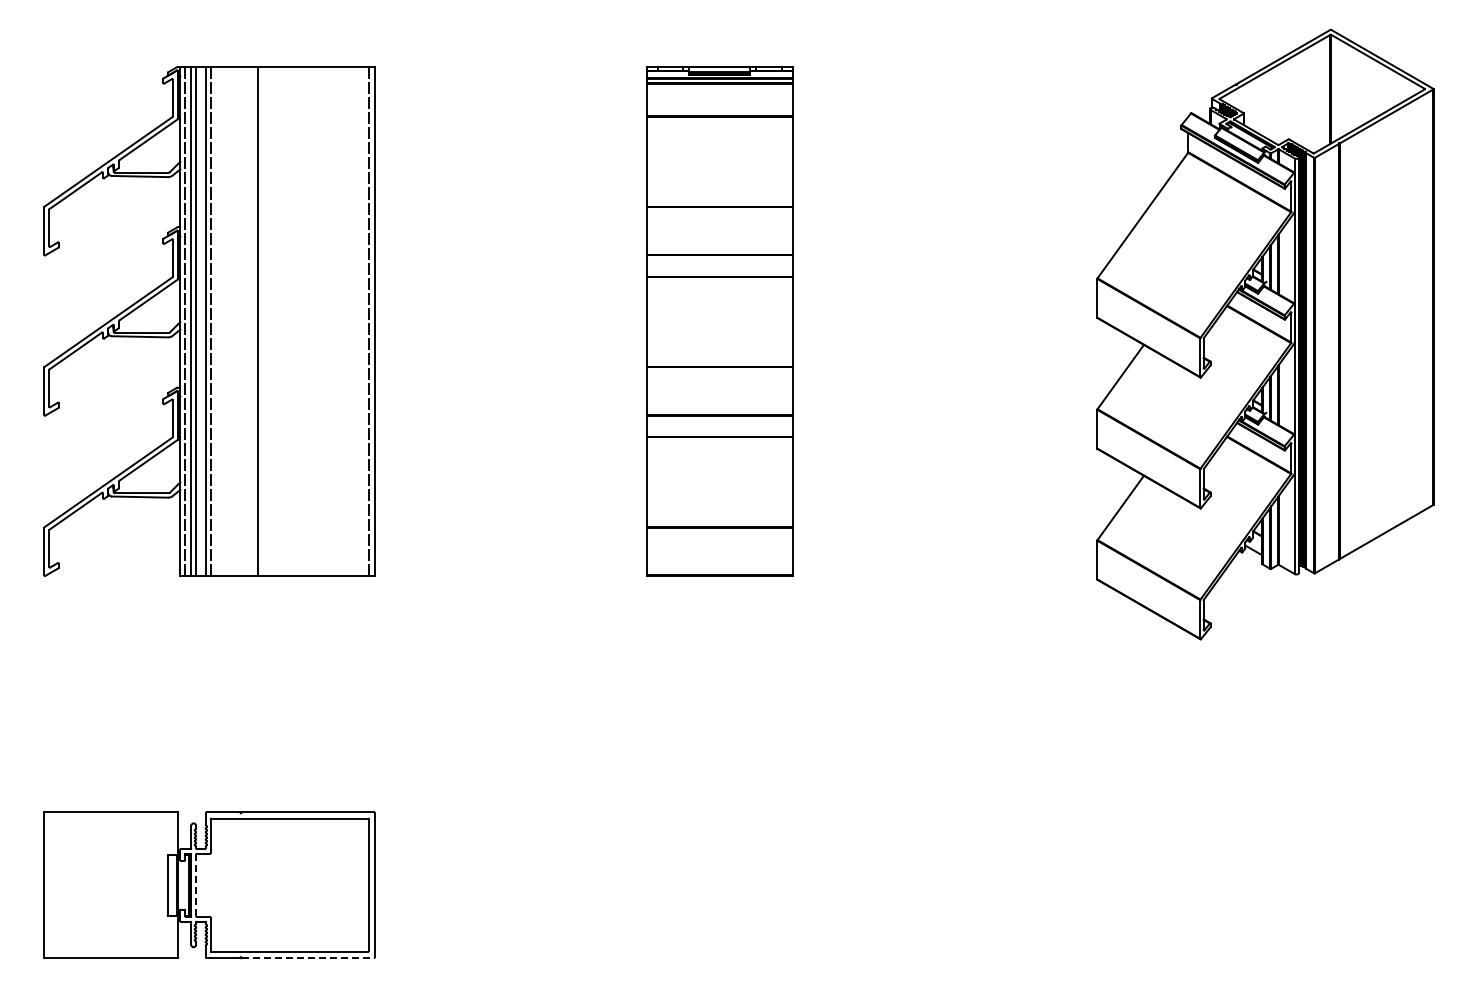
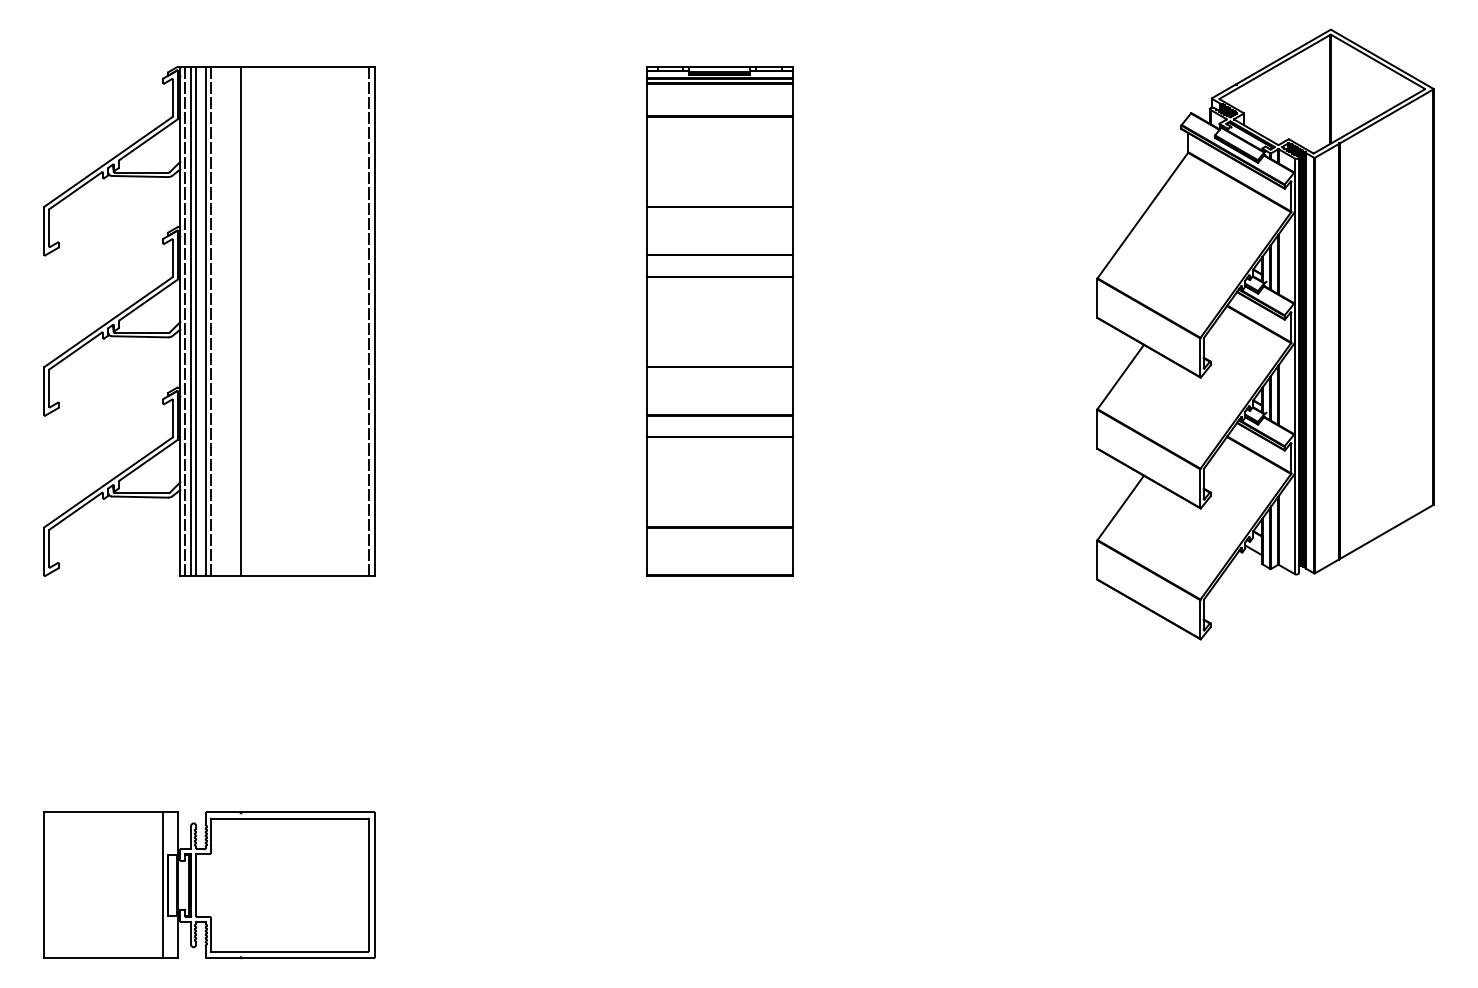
line position: (258, 321) -> (241, 321) (241, 321)
line: none -> present (163, 885)
line: dashed -> solid (196, 885)
line: dashed -> solid (308, 958)
